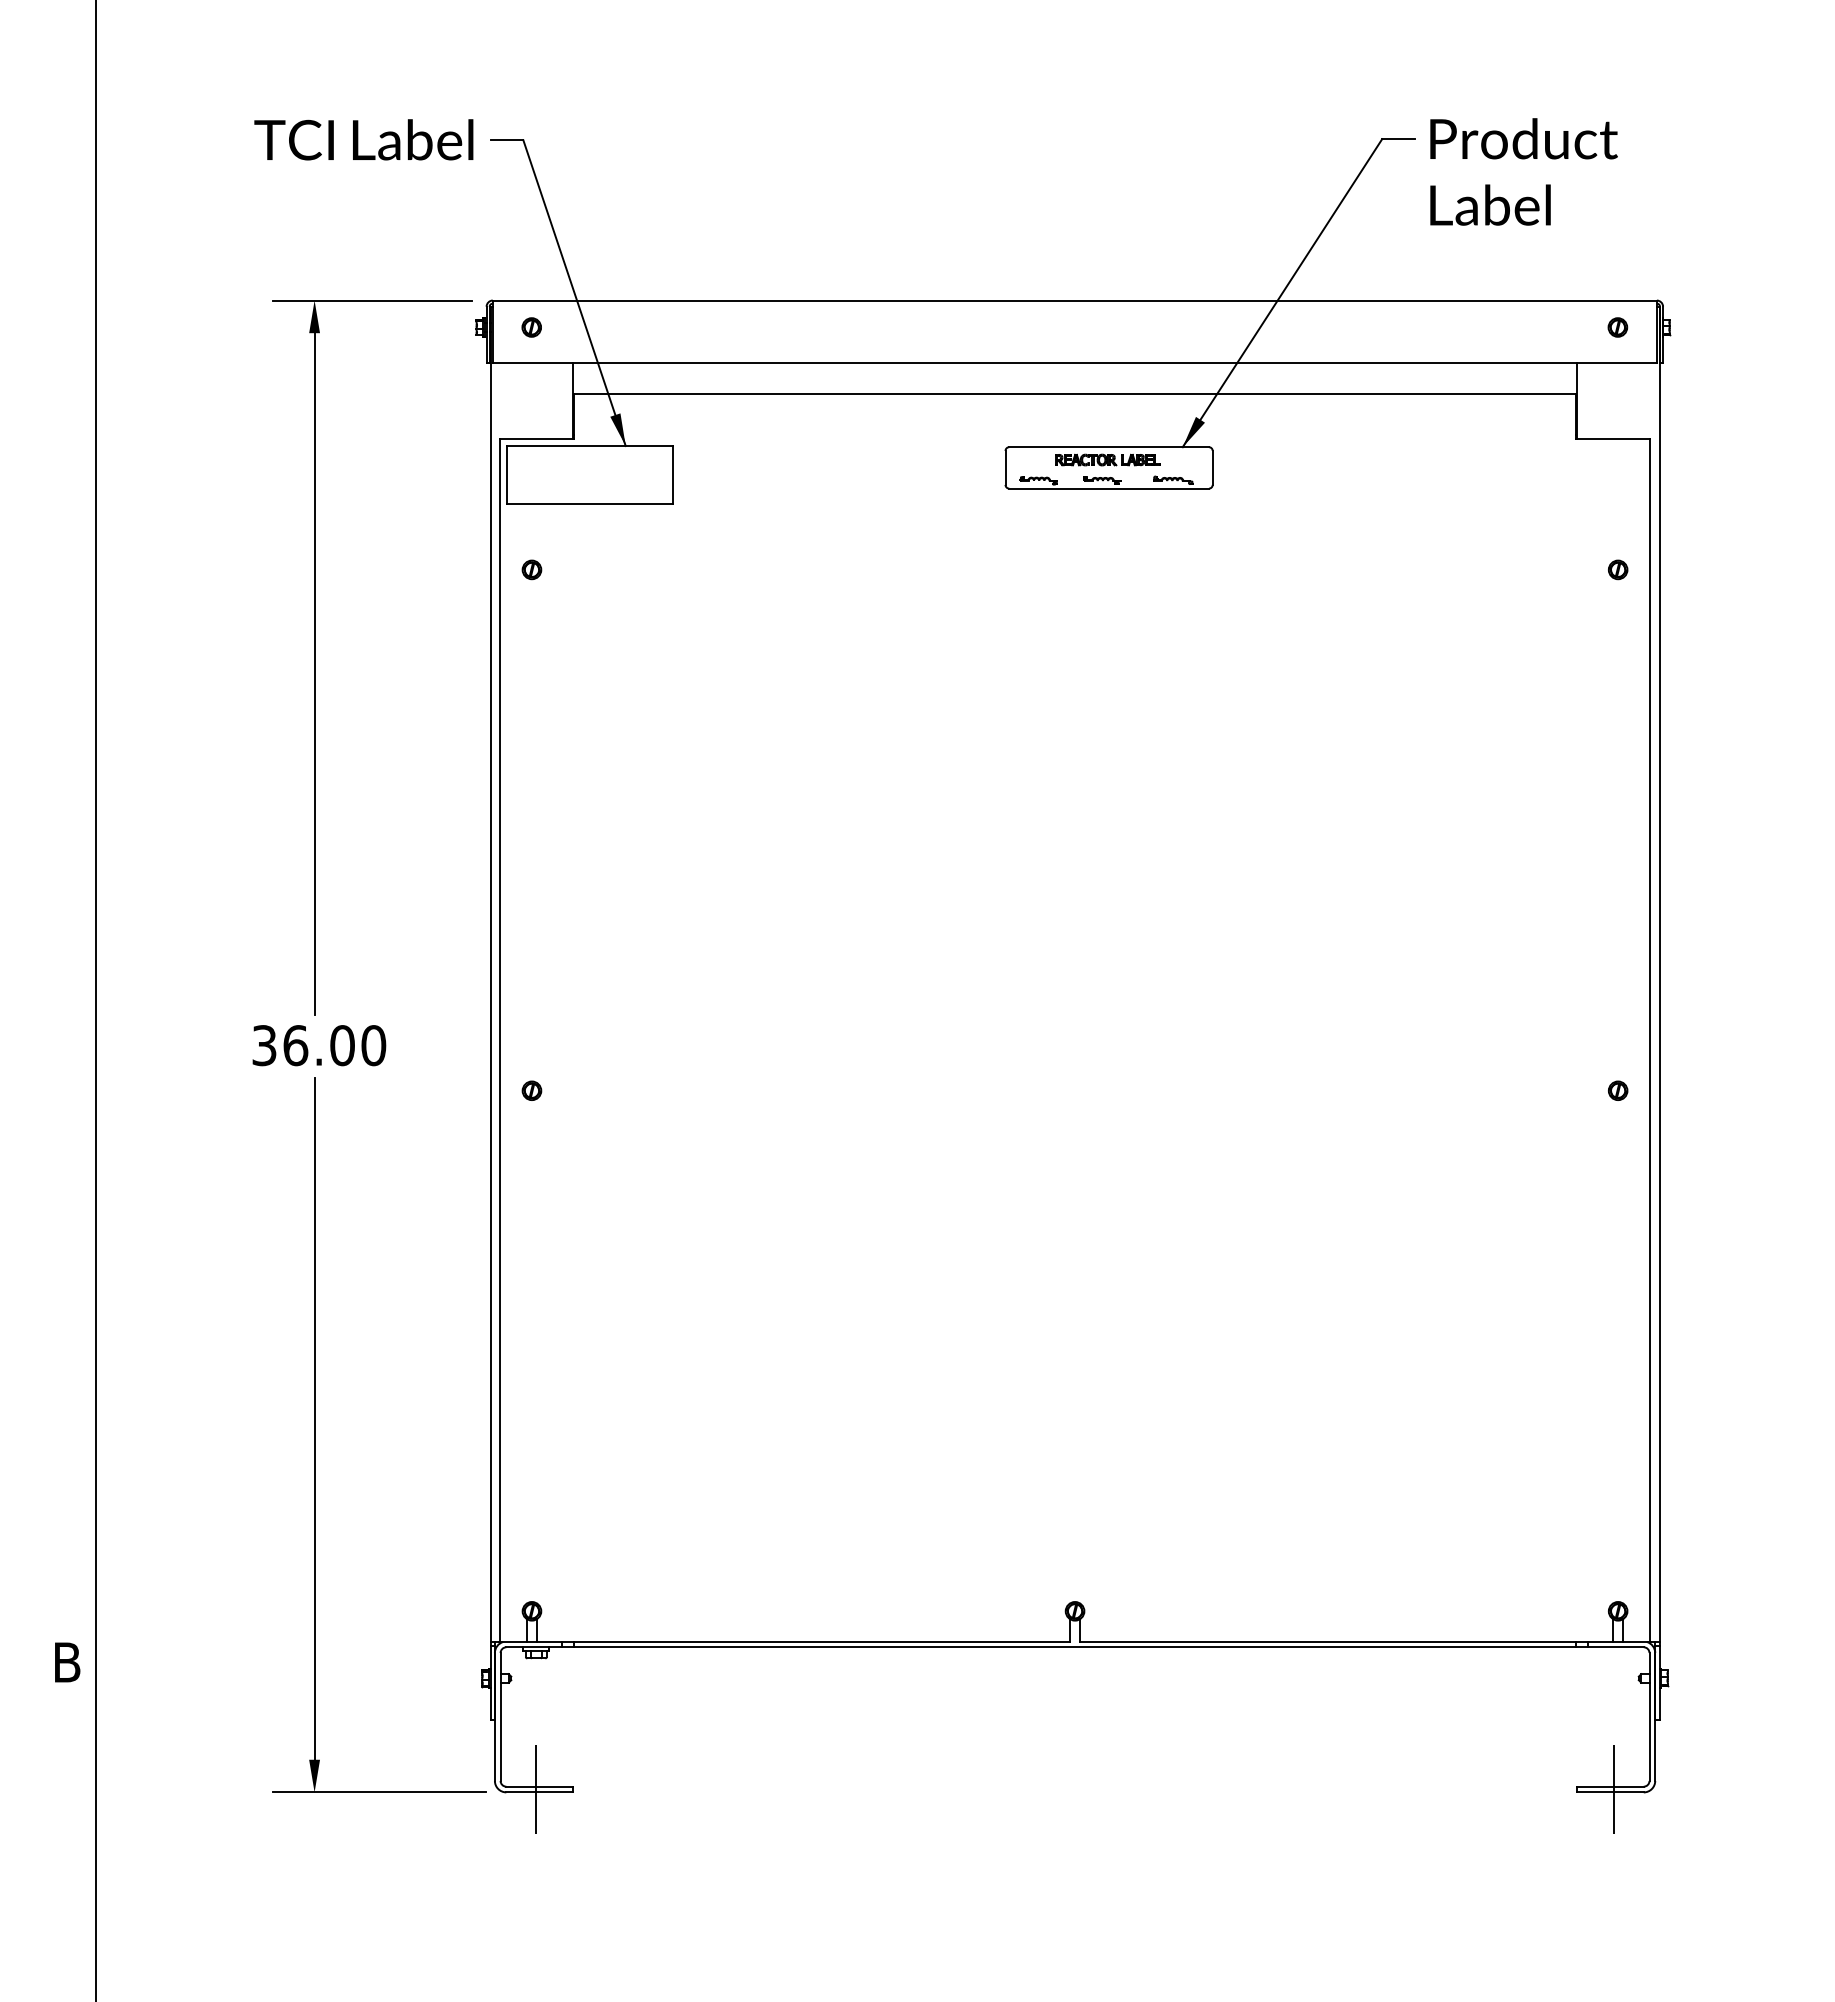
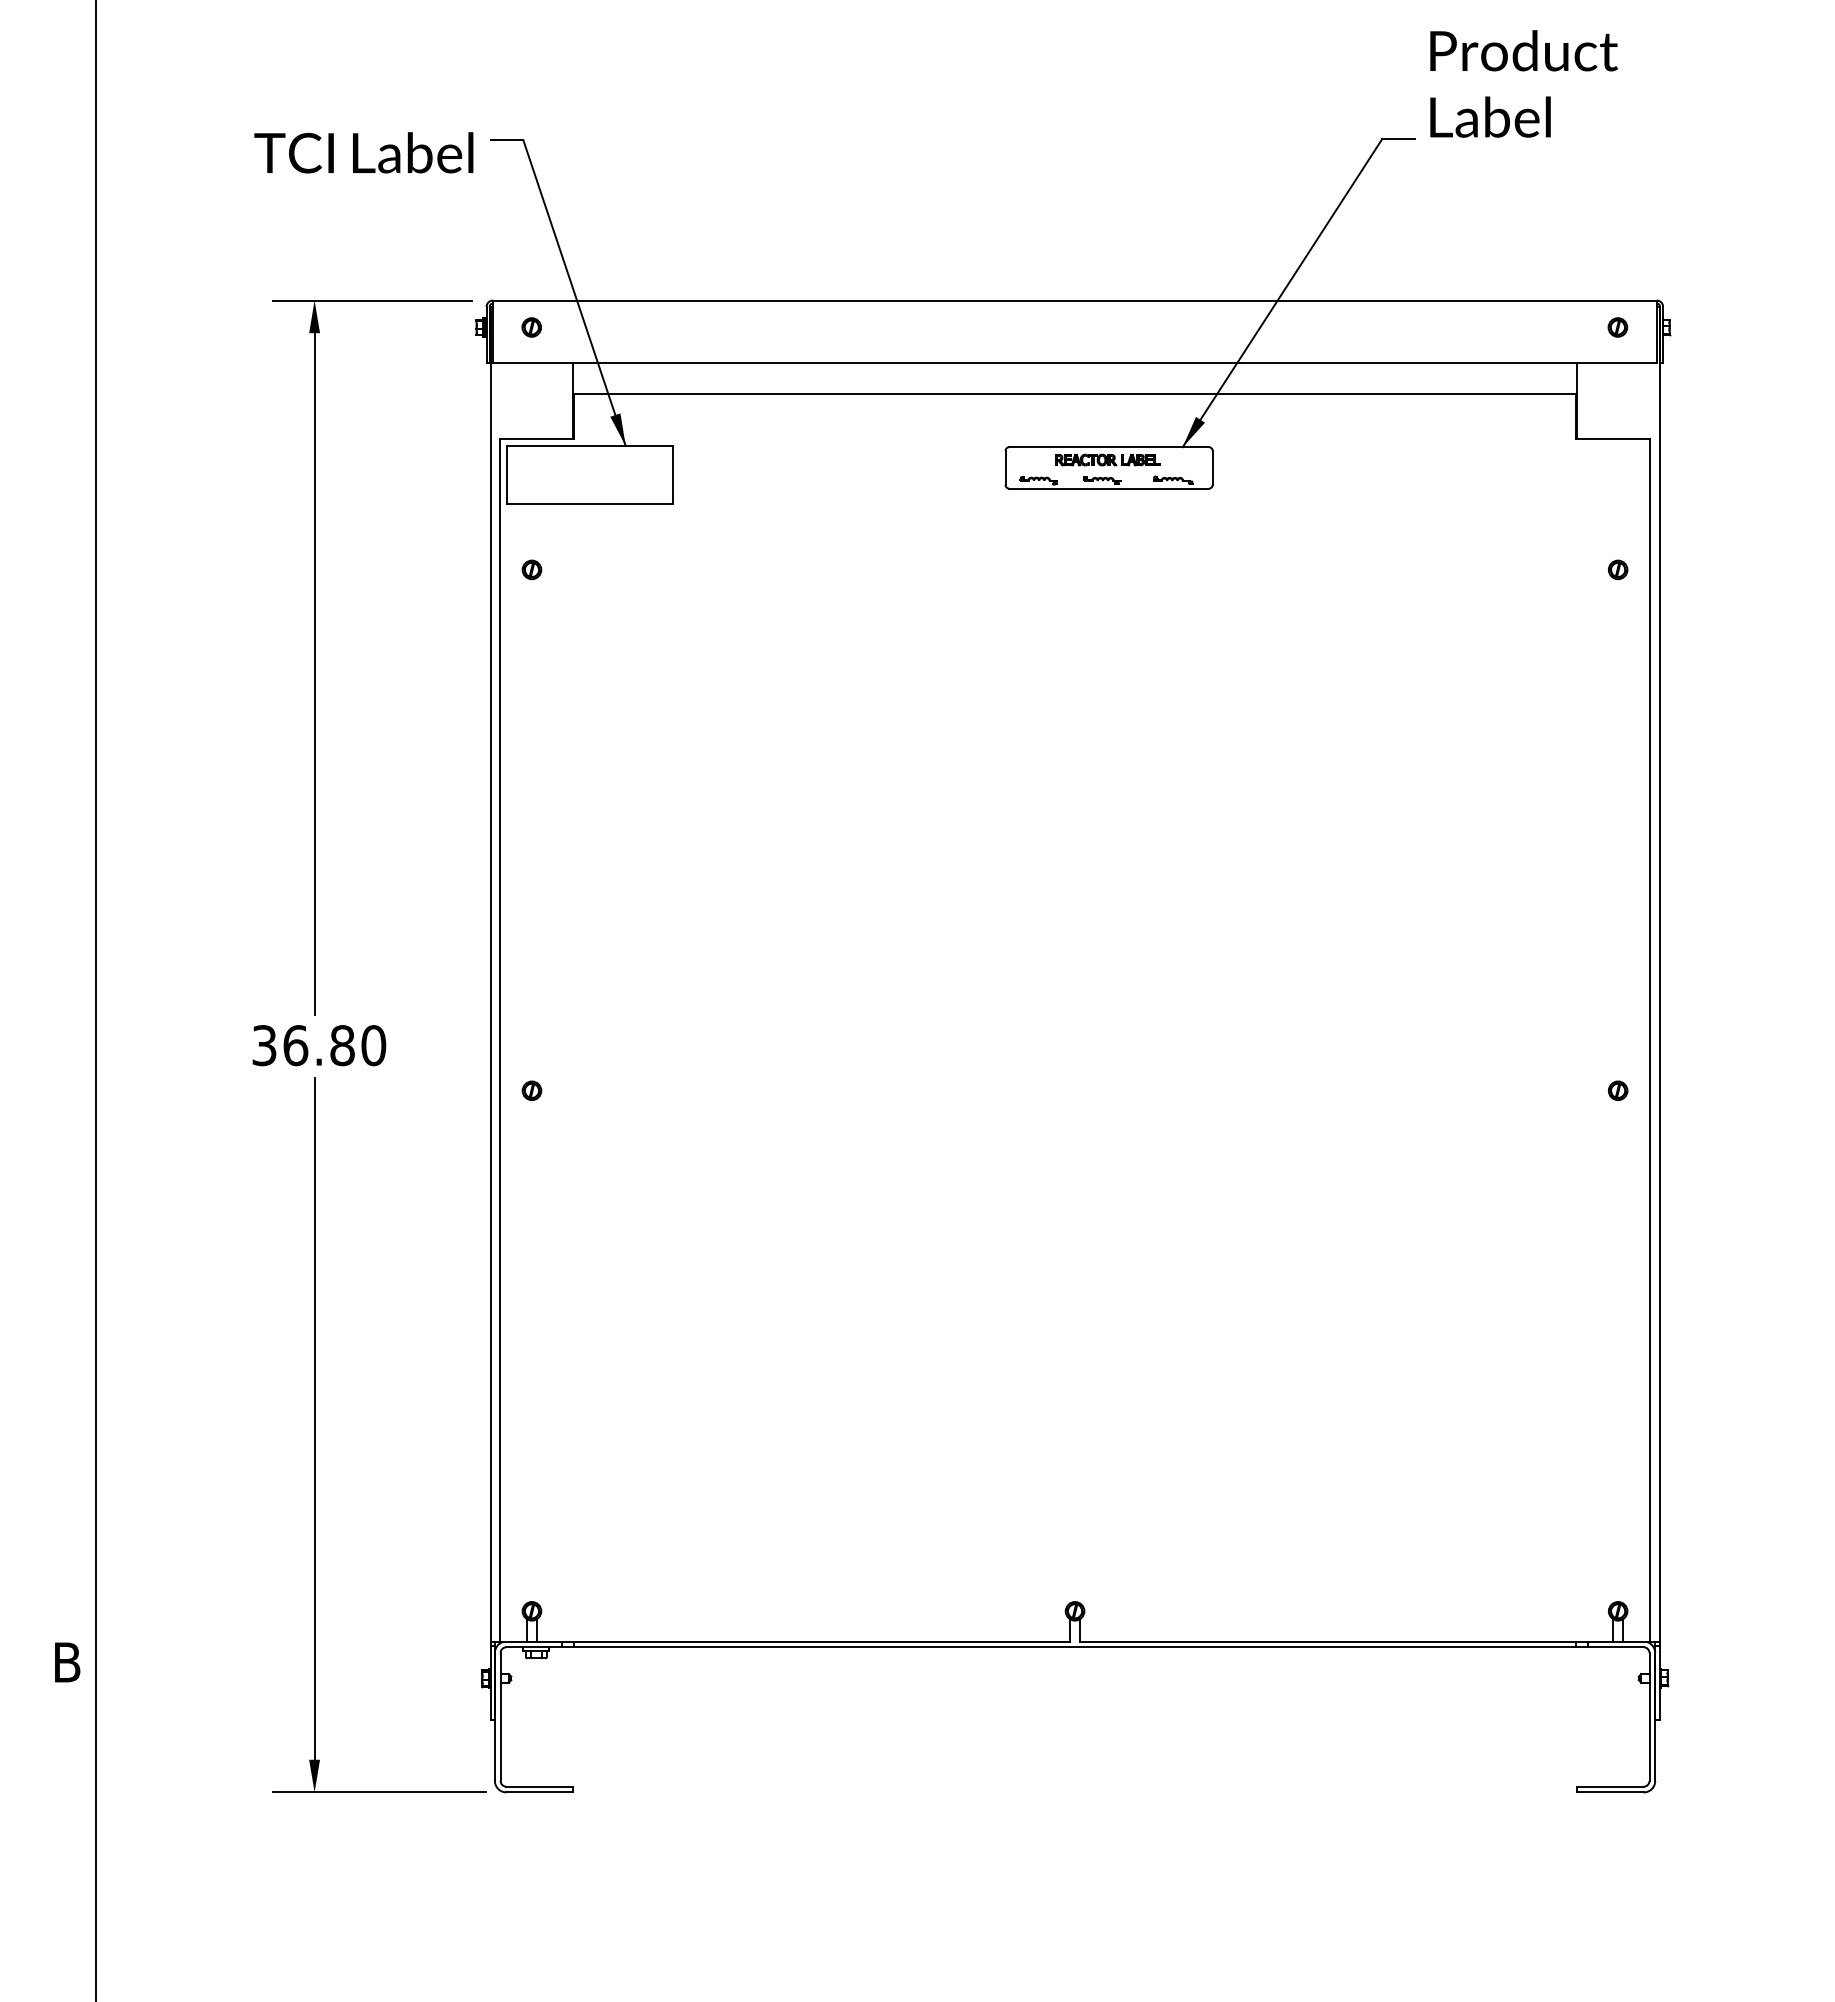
text position: (363, 139) -> (363, 152) (363, 152)
text position: (1523, 171) -> (1523, 83) (1523, 83)
text: 36.00 -> 36.80 (342, 1045)
line: present -> none (536, 1789)
line: present -> none (1613, 1789)
